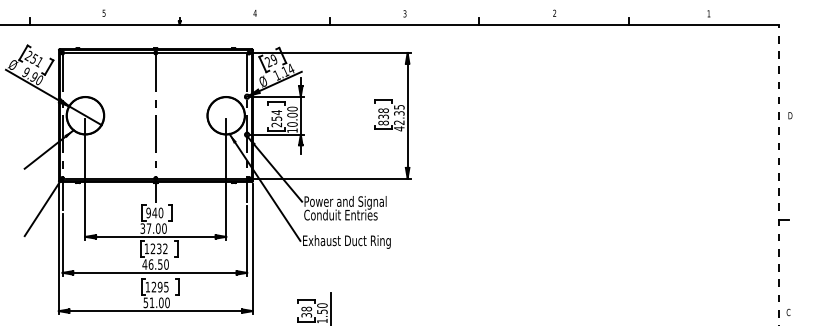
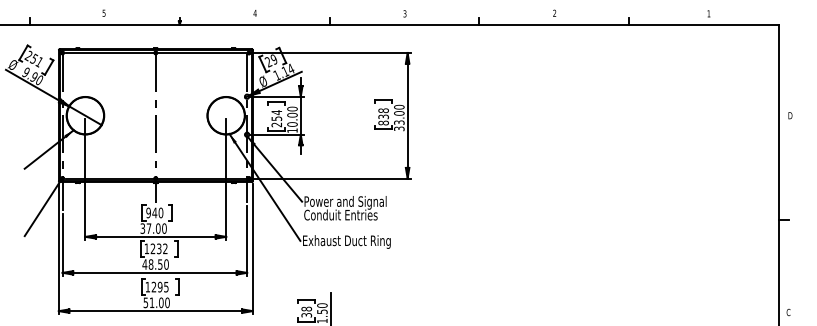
text: 42.35 -> 33.00 (399, 117)
line: dashed -> solid (779, 174)
text: 46.50 -> 48.50 (150, 264)
